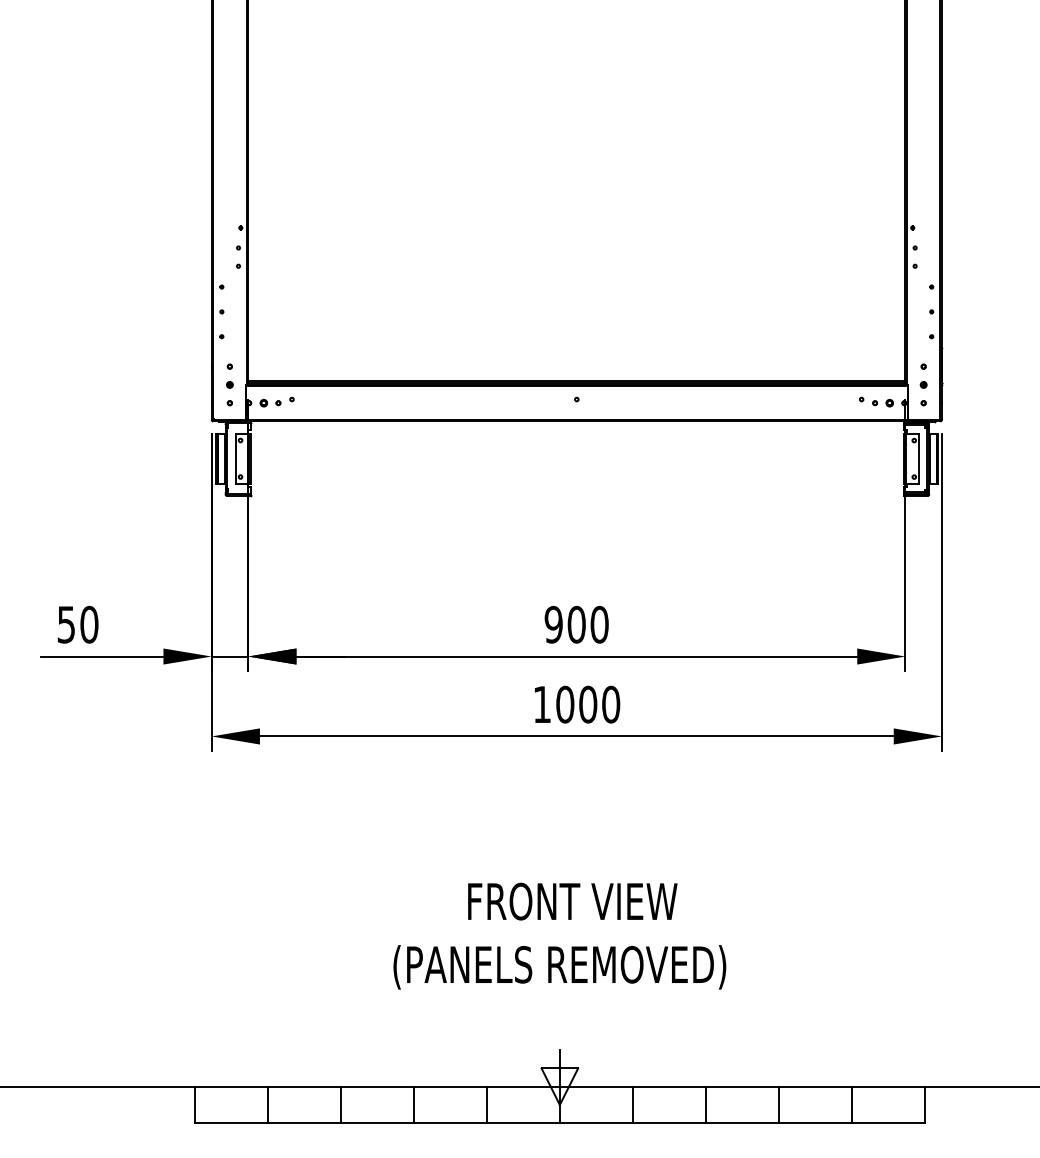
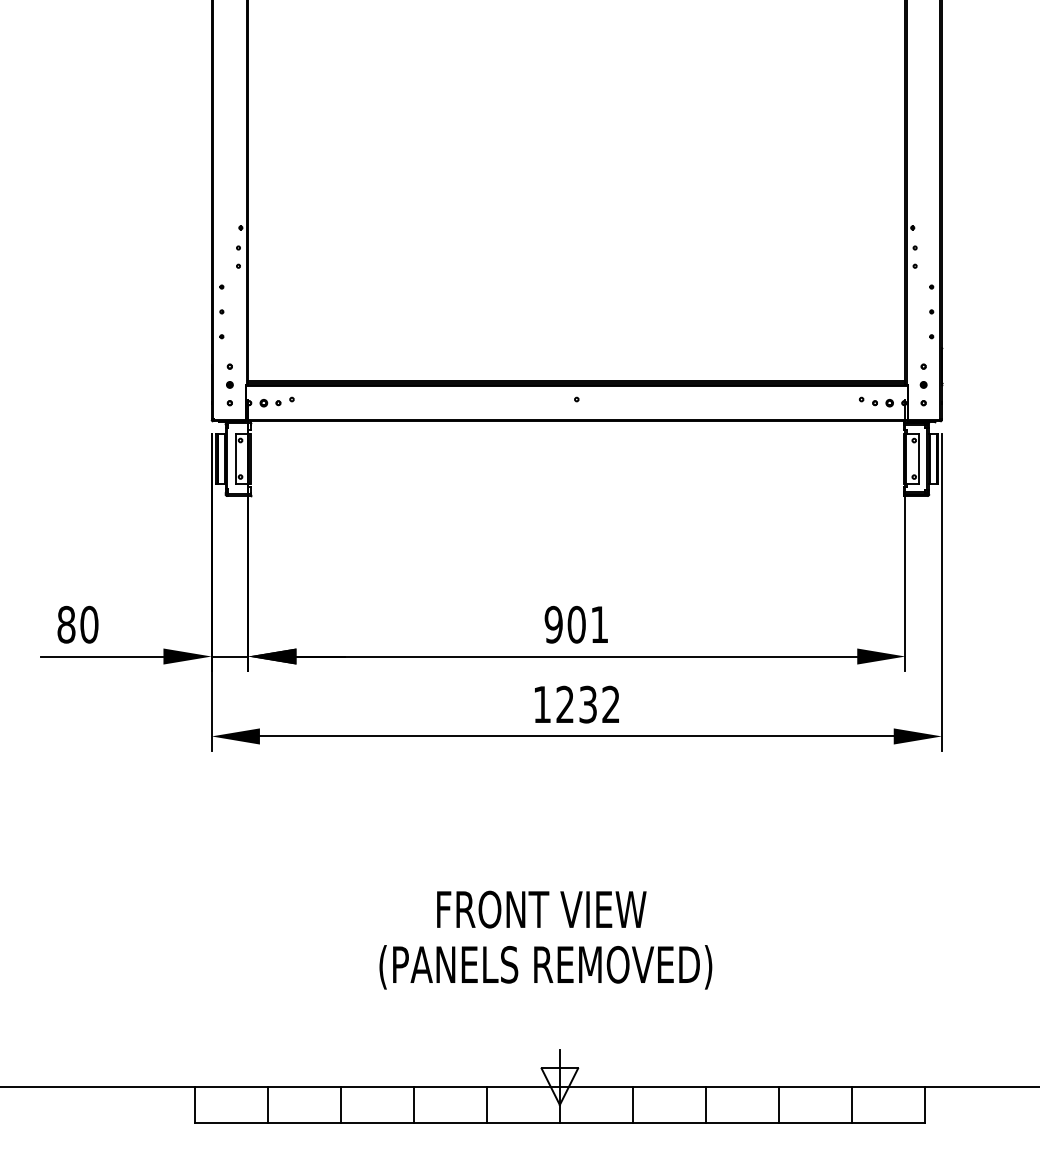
text: 50 -> 80 (66, 624)
text: 900 -> 901 (599, 624)
text: 1000 -> 1232 (588, 704)
text position: (572, 901) -> (541, 909) (541, 909)
text position: (559, 967) -> (545, 967) (545, 967)
